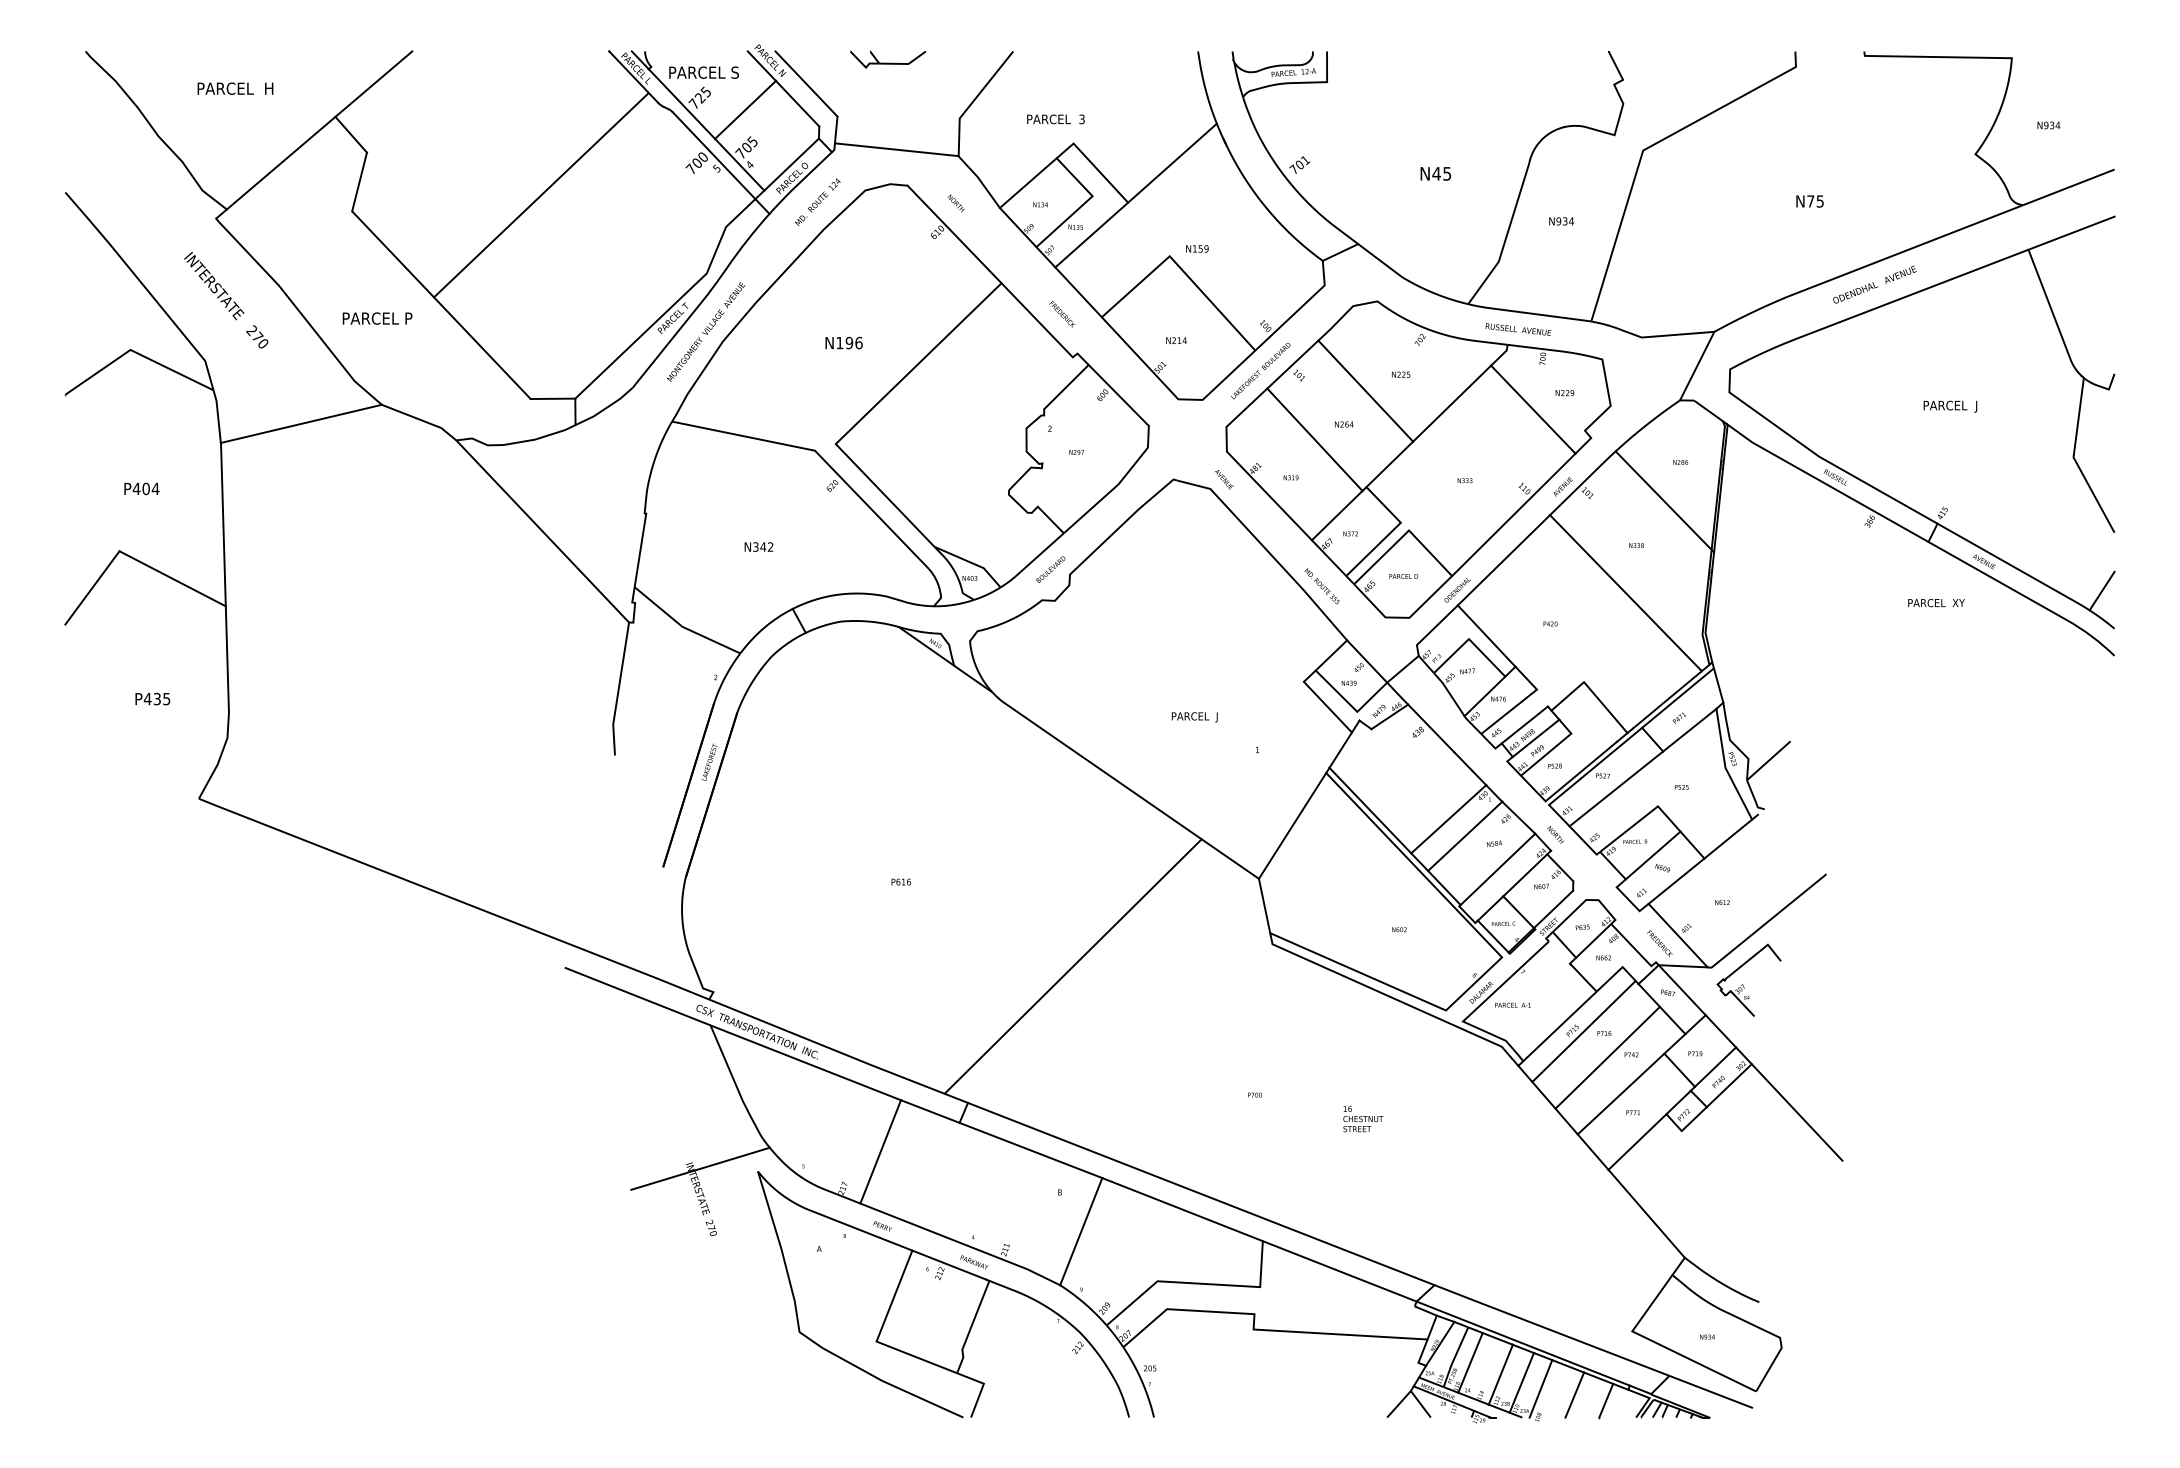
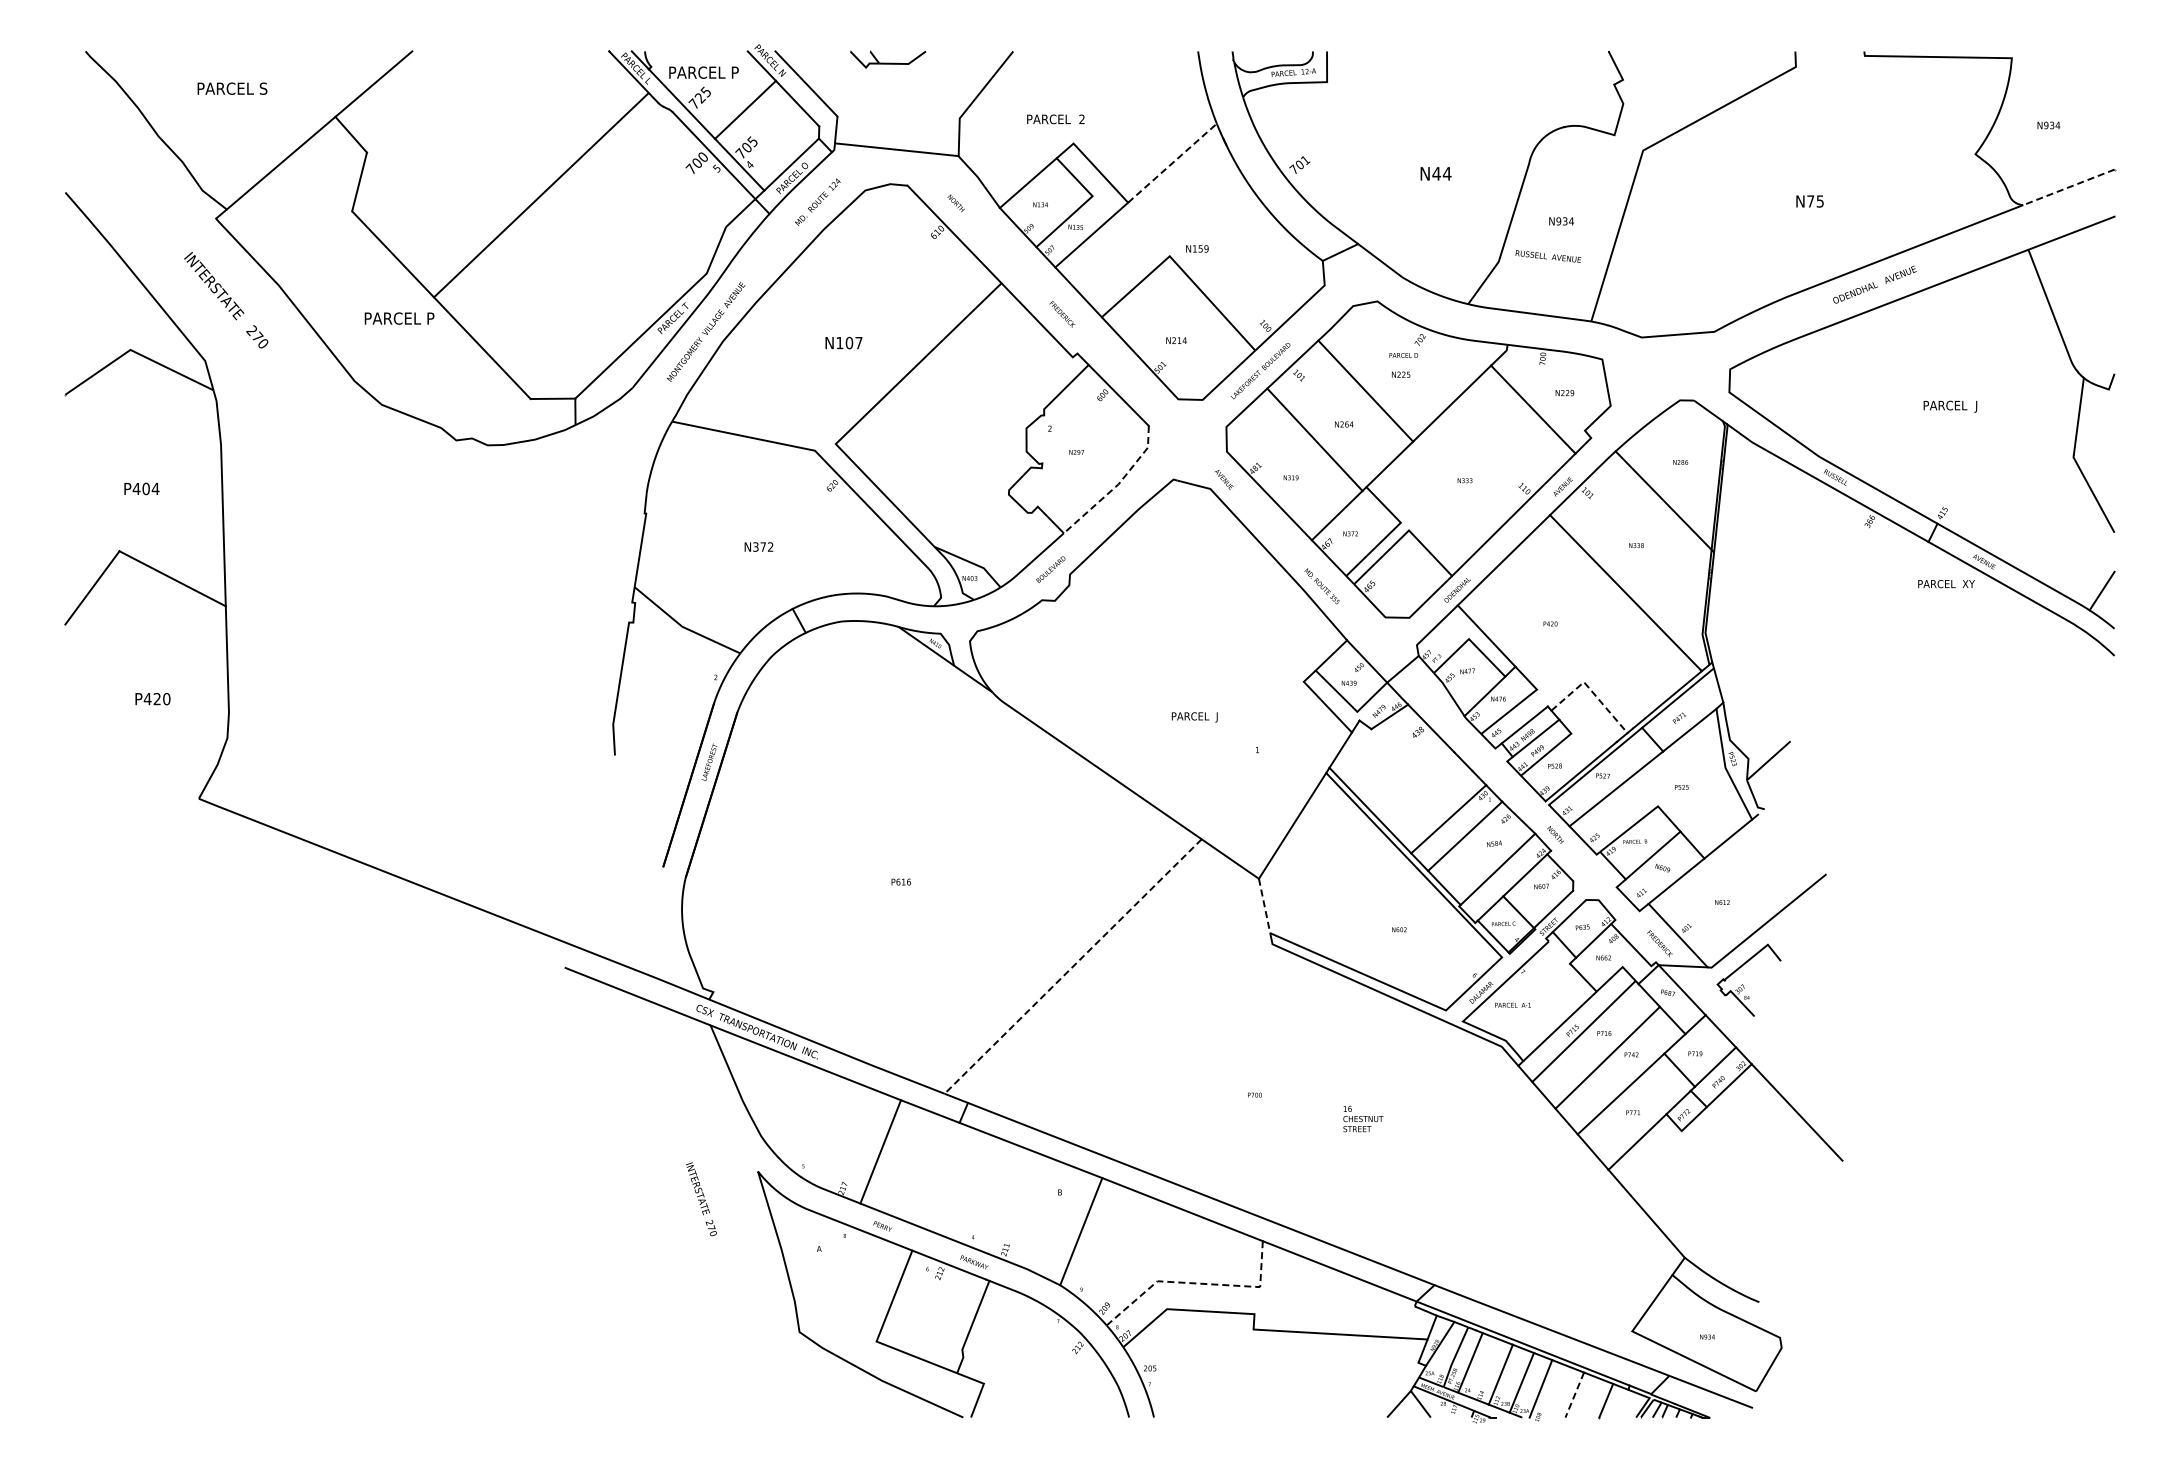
text: PARCEL S -> PARCEL P (734, 72)
text: PARCEL  H -> PARCEL S (266, 88)
text: 3 -> 2 (1081, 119)
line: solid -> dashed (1172, 162)
text: N45 -> N44 (1446, 173)
line: solid -> dashed (2068, 187)
text position: (377, 318) -> (399, 318) (399, 318)
text position: (1518, 329) -> (1548, 256) (1548, 256)
text: N196 -> N107 (853, 342)
line: present -> none (1697, 365)
line: present -> none (300, 423)
line: solid -> dashed (1117, 485)
line: present -> none (542, 531)
text: N342 -> N372 (763, 546)
text position: (1403, 576) -> (1403, 355) (1403, 355)
text position: (1936, 603) -> (1946, 584) (1946, 584)
line: solid -> dashed (1591, 690)
text: P435 -> P420 (161, 698)
line: solid -> dashed (1264, 905)
line: solid -> dashed (1073, 966)
line: present -> none (700, 1168)
line: solid -> dashed (1198, 1283)
line: solid -> dashed (1574, 1395)
